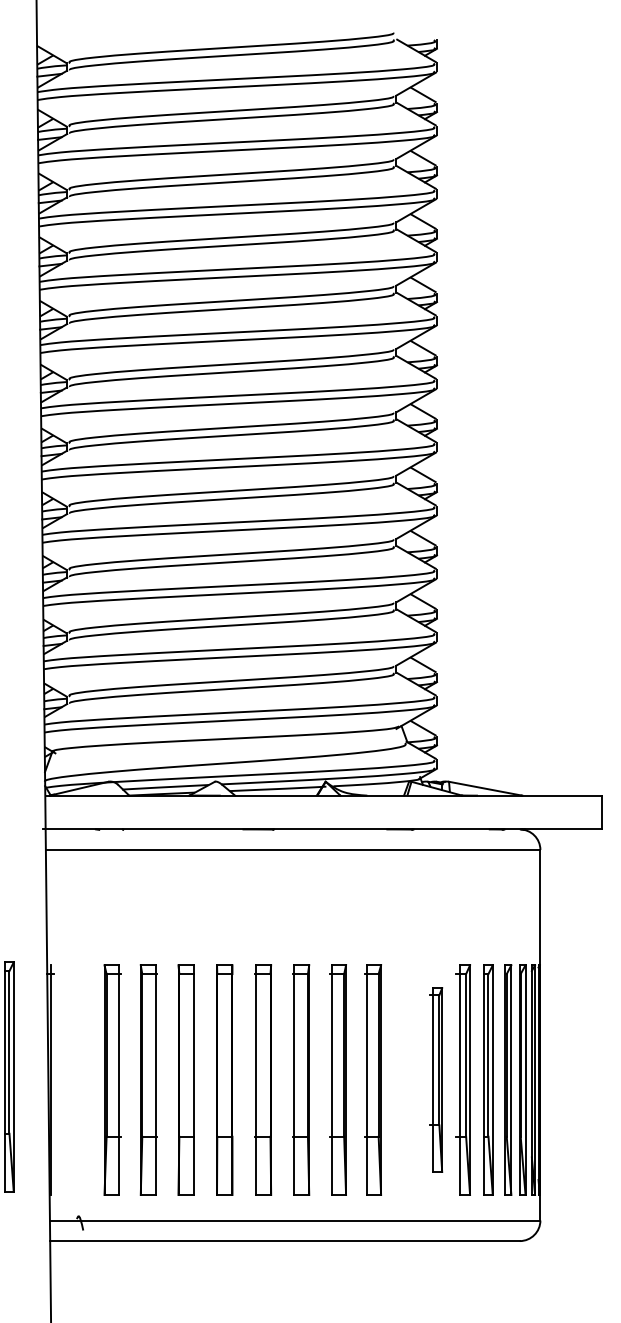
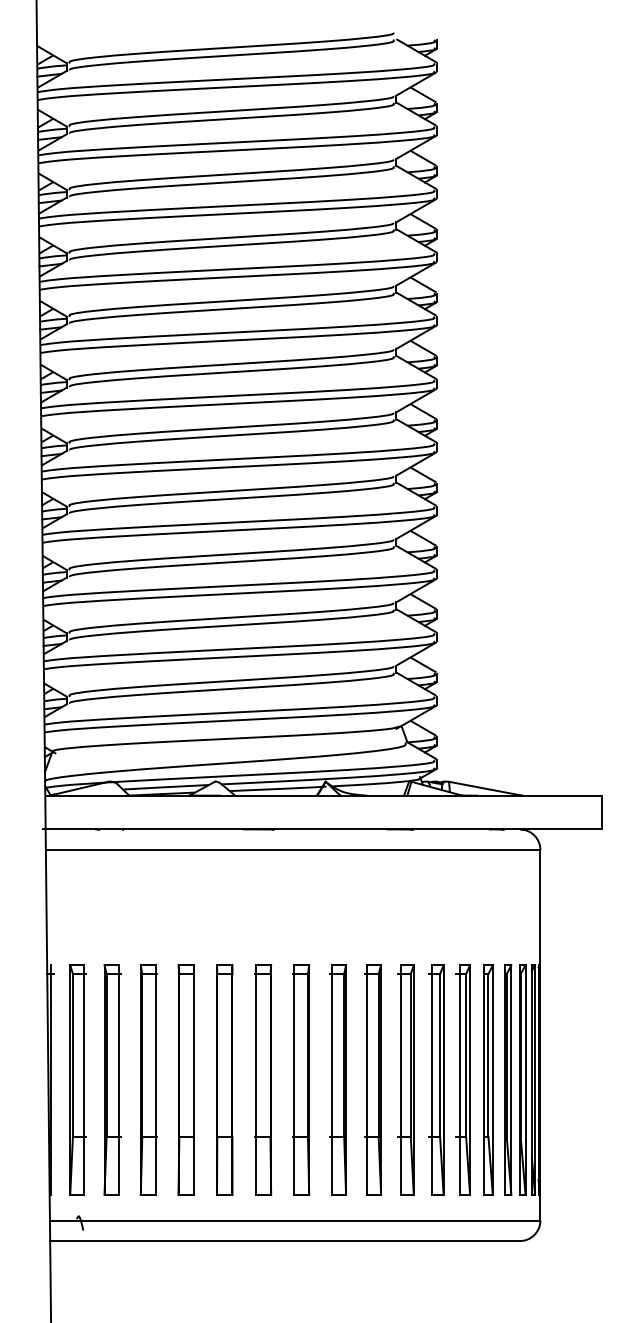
part: present -> none (9, 1076)
part: none -> present (77, 1079)
part: none -> present (405, 1079)
part size: 15x186 px -> 17x232 px (436, 1079)
